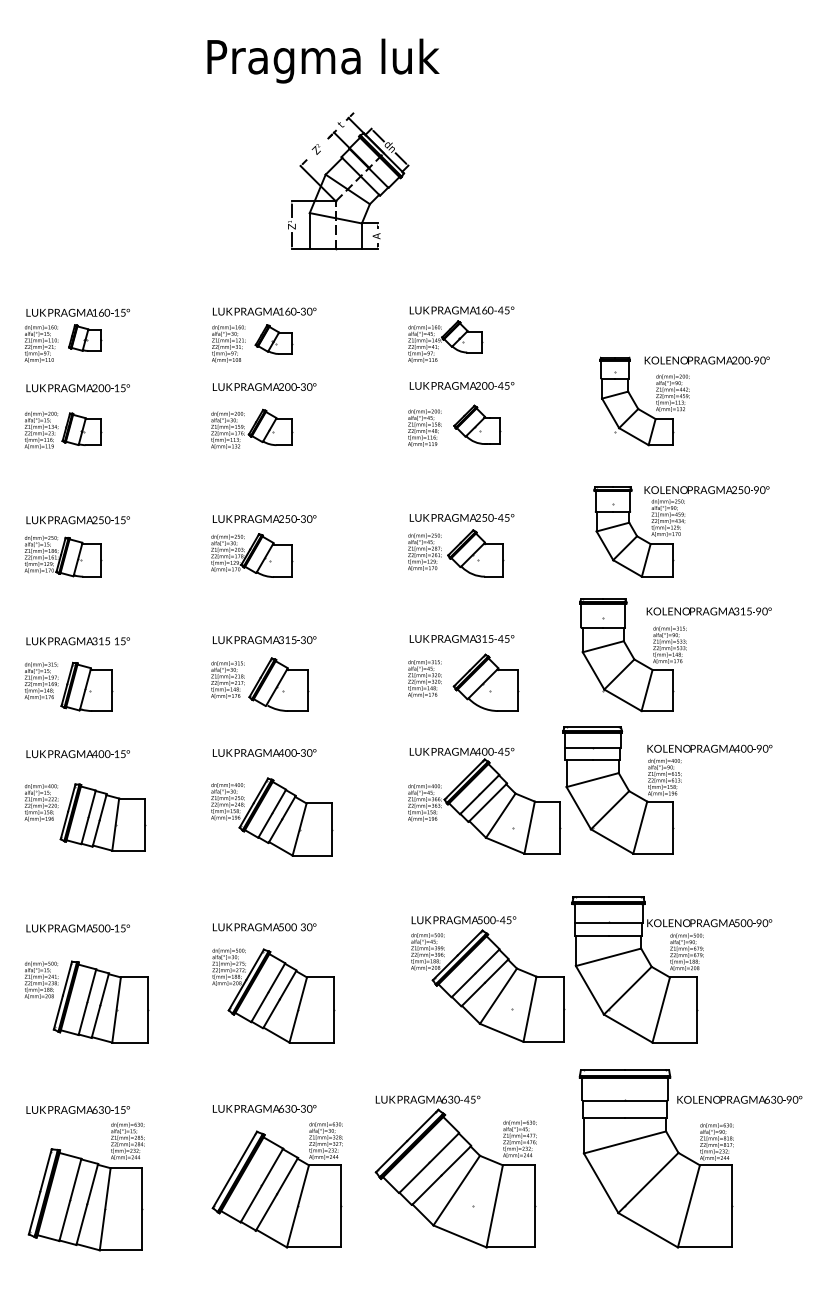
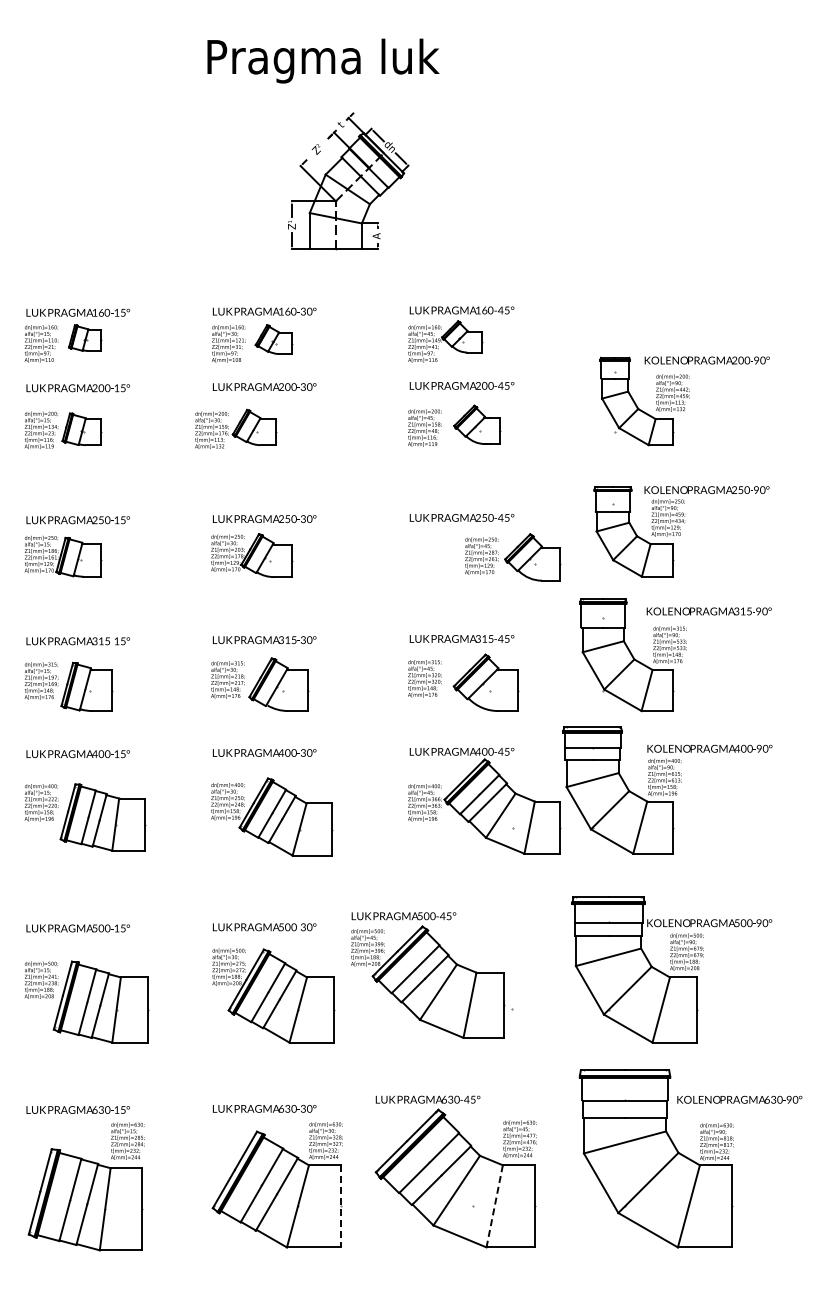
part position: (252, 428) -> (236, 428) (236, 428)
part position: (456, 553) -> (513, 557) (513, 557)
part position: (488, 979) -> (428, 975) (428, 975)
line: solid -> dashed (340, 1206)
line: solid -> dashed (494, 1206)
